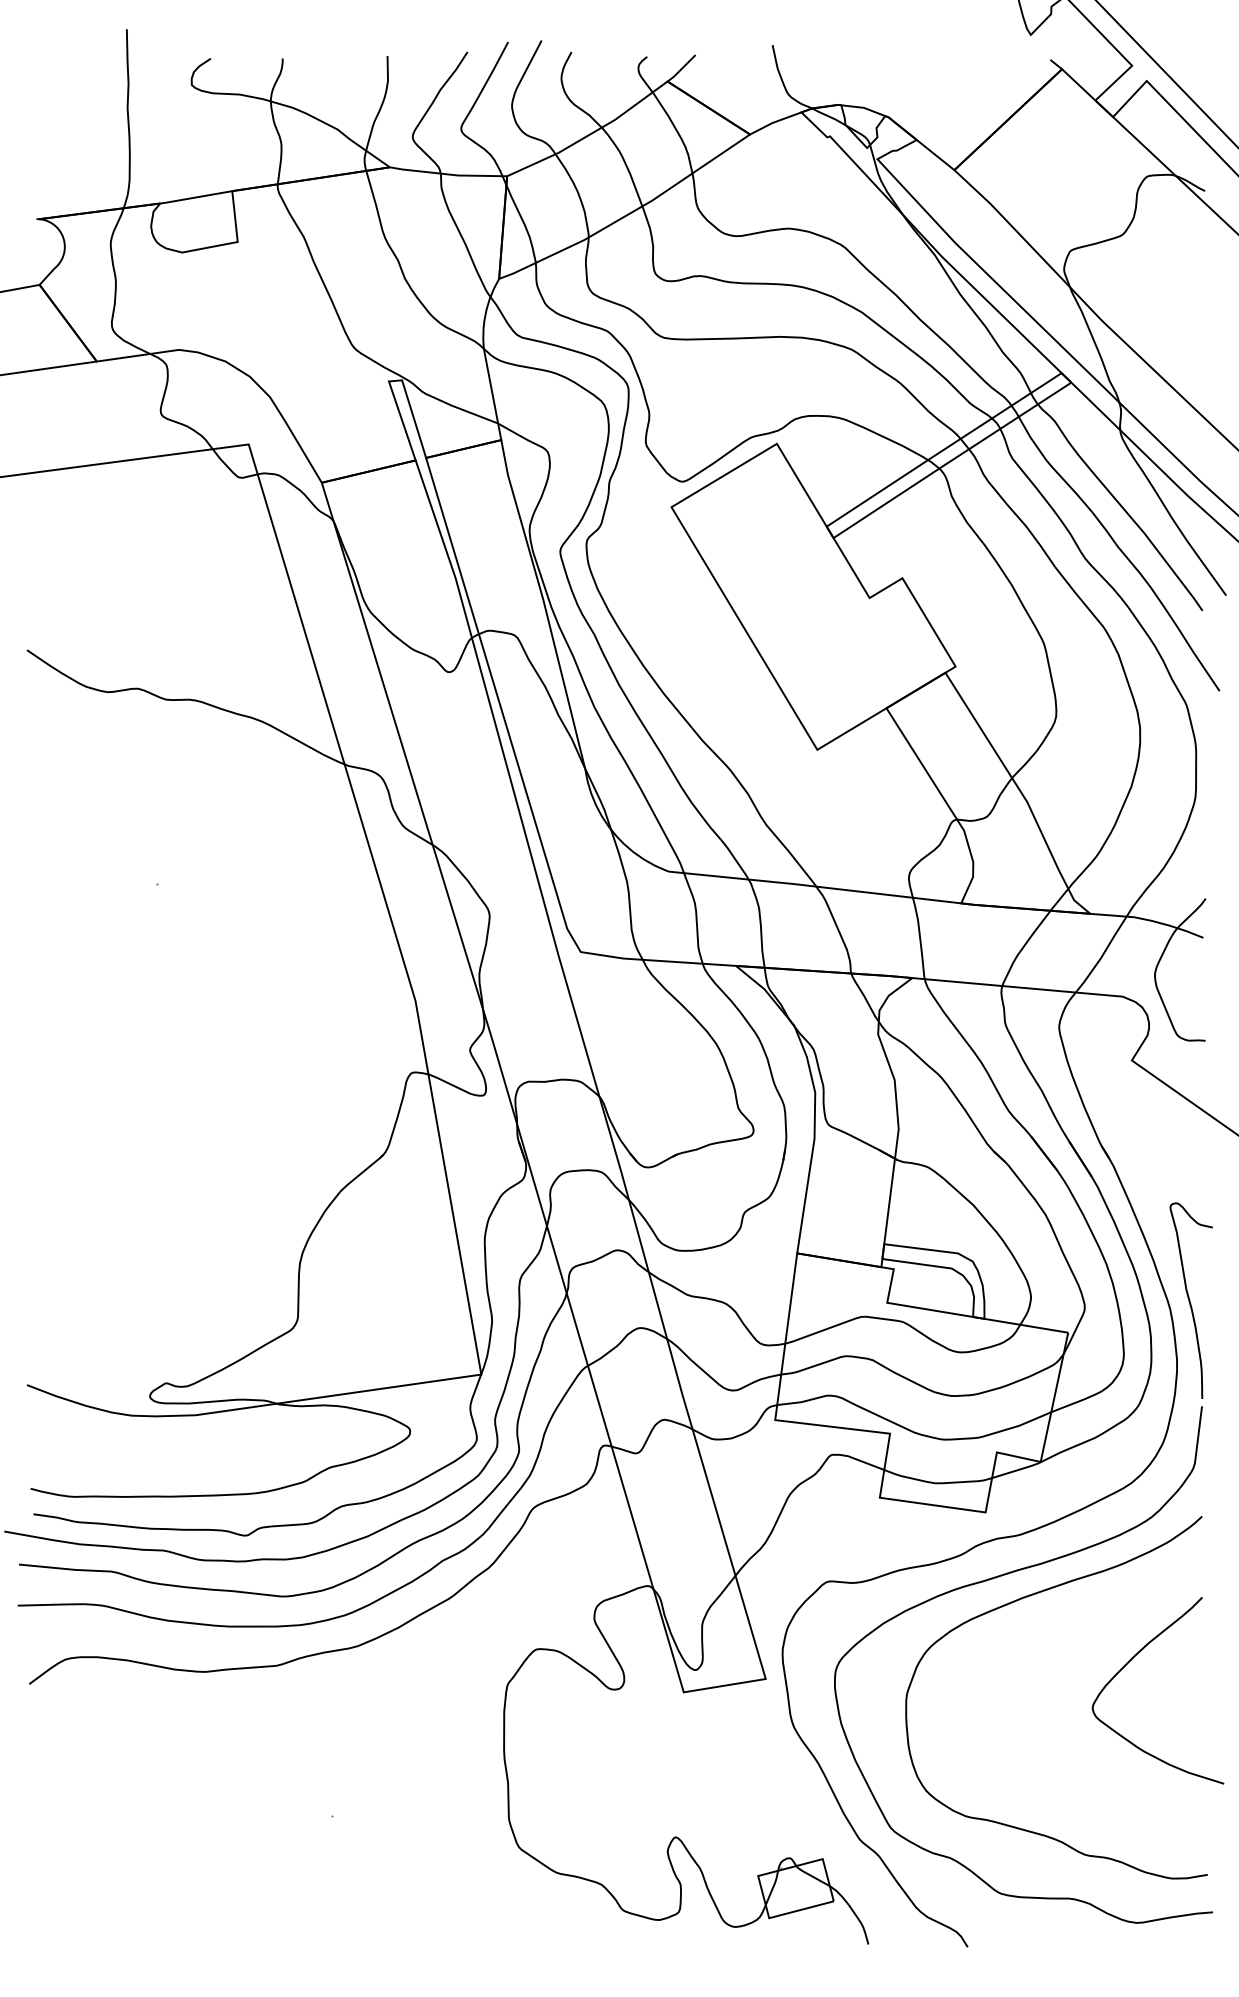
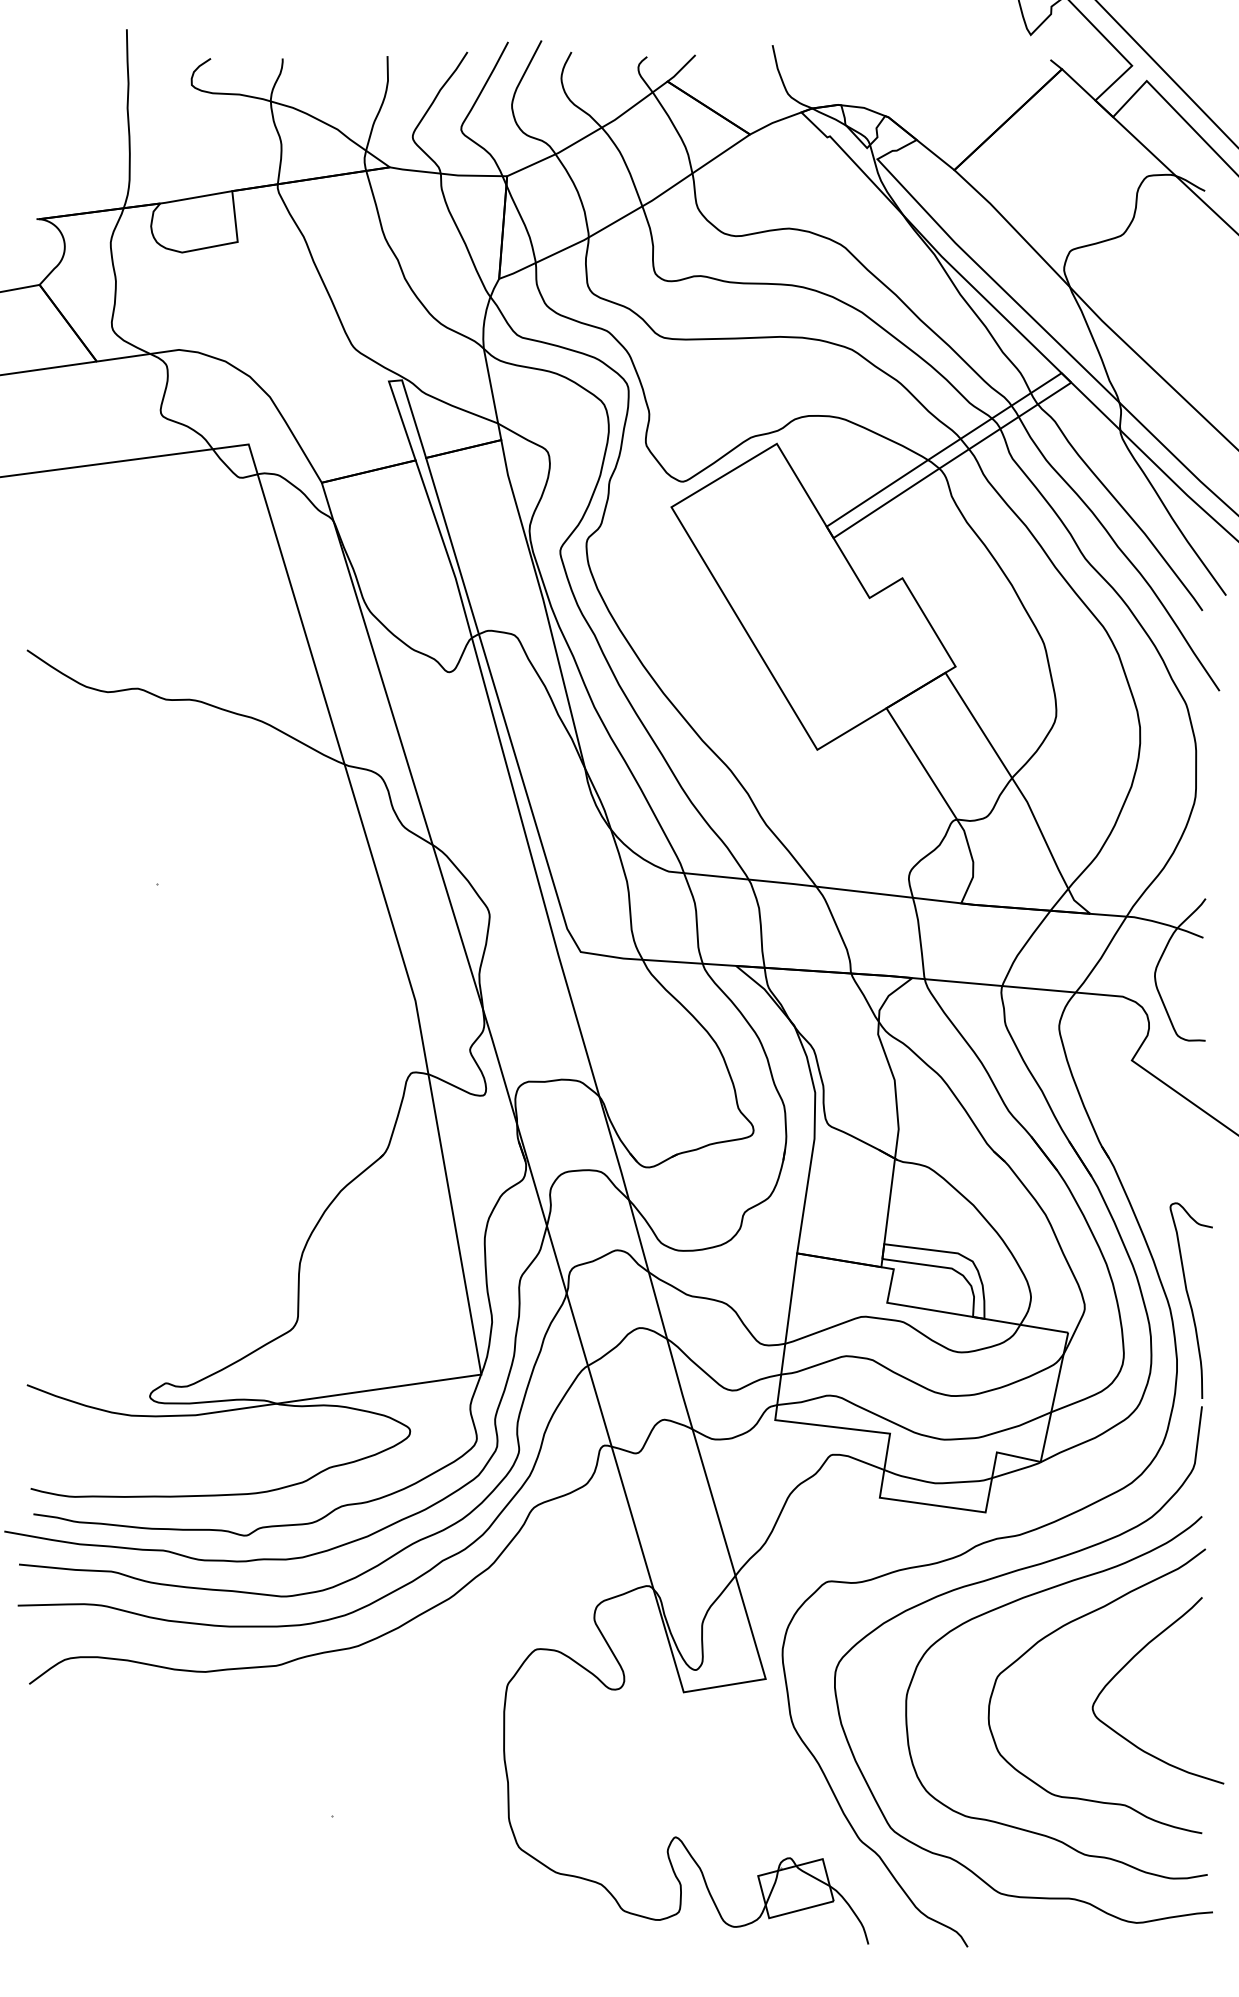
curve: none -> present (1061, 1628)
